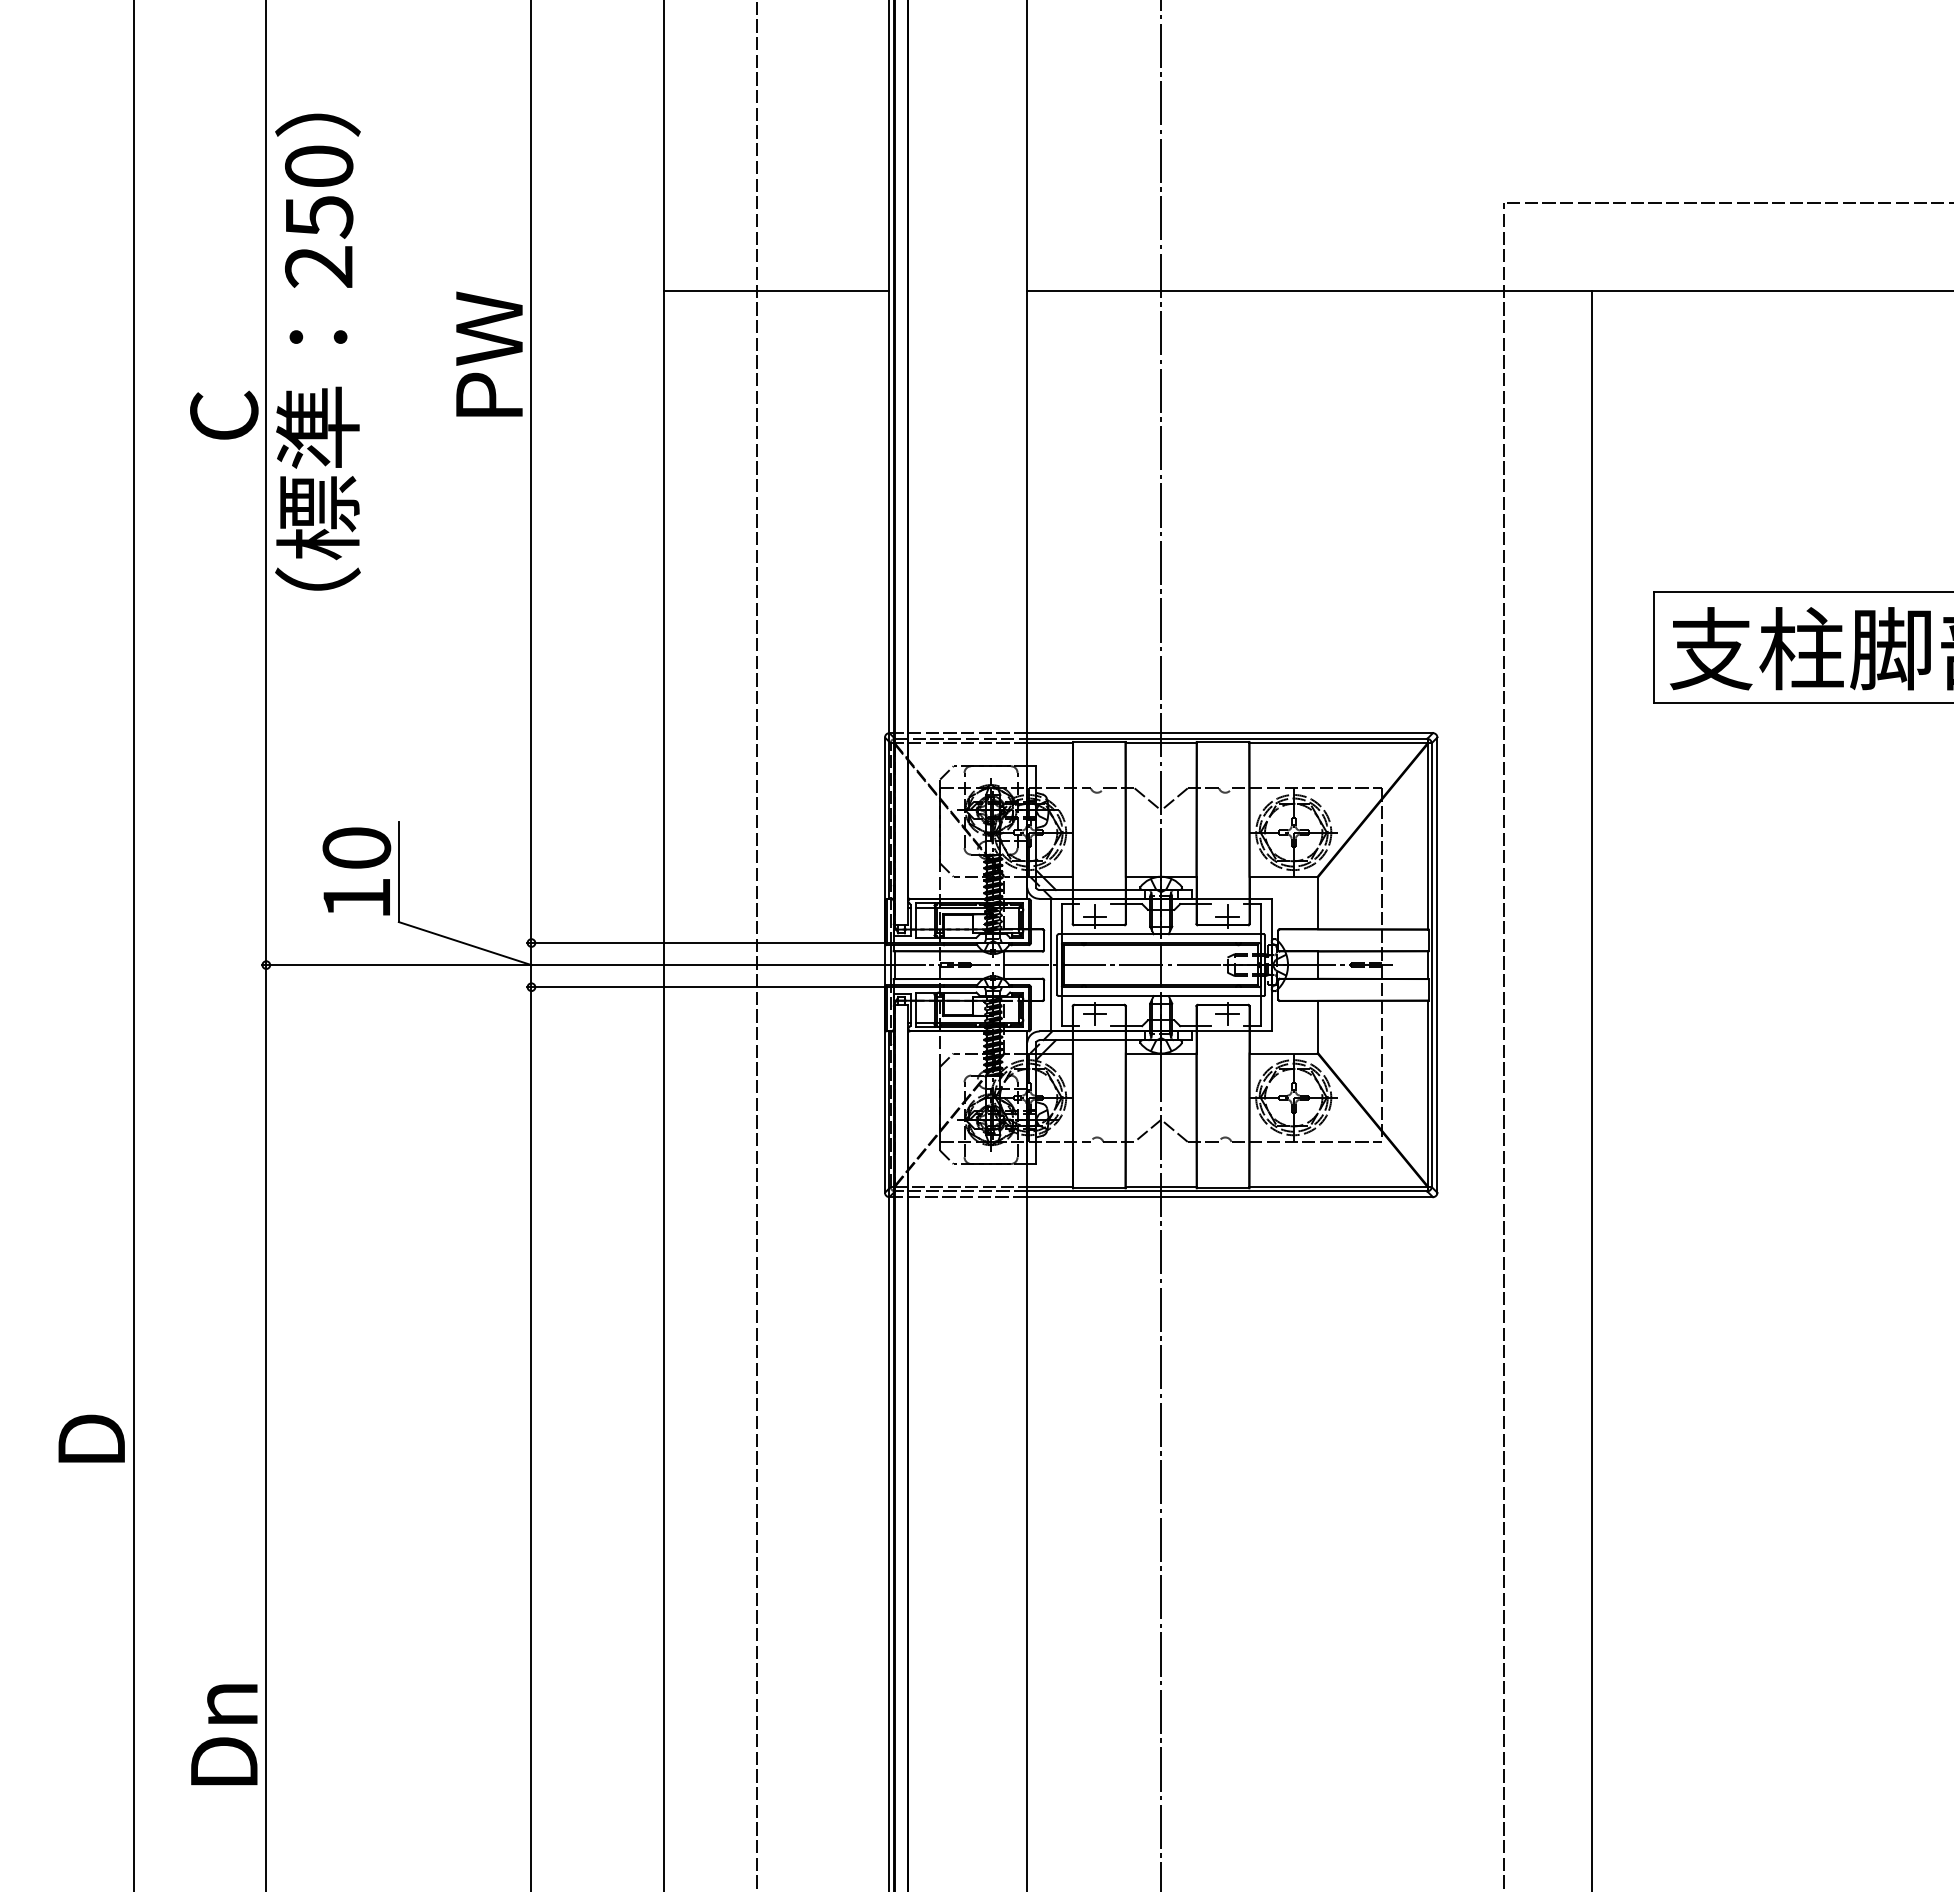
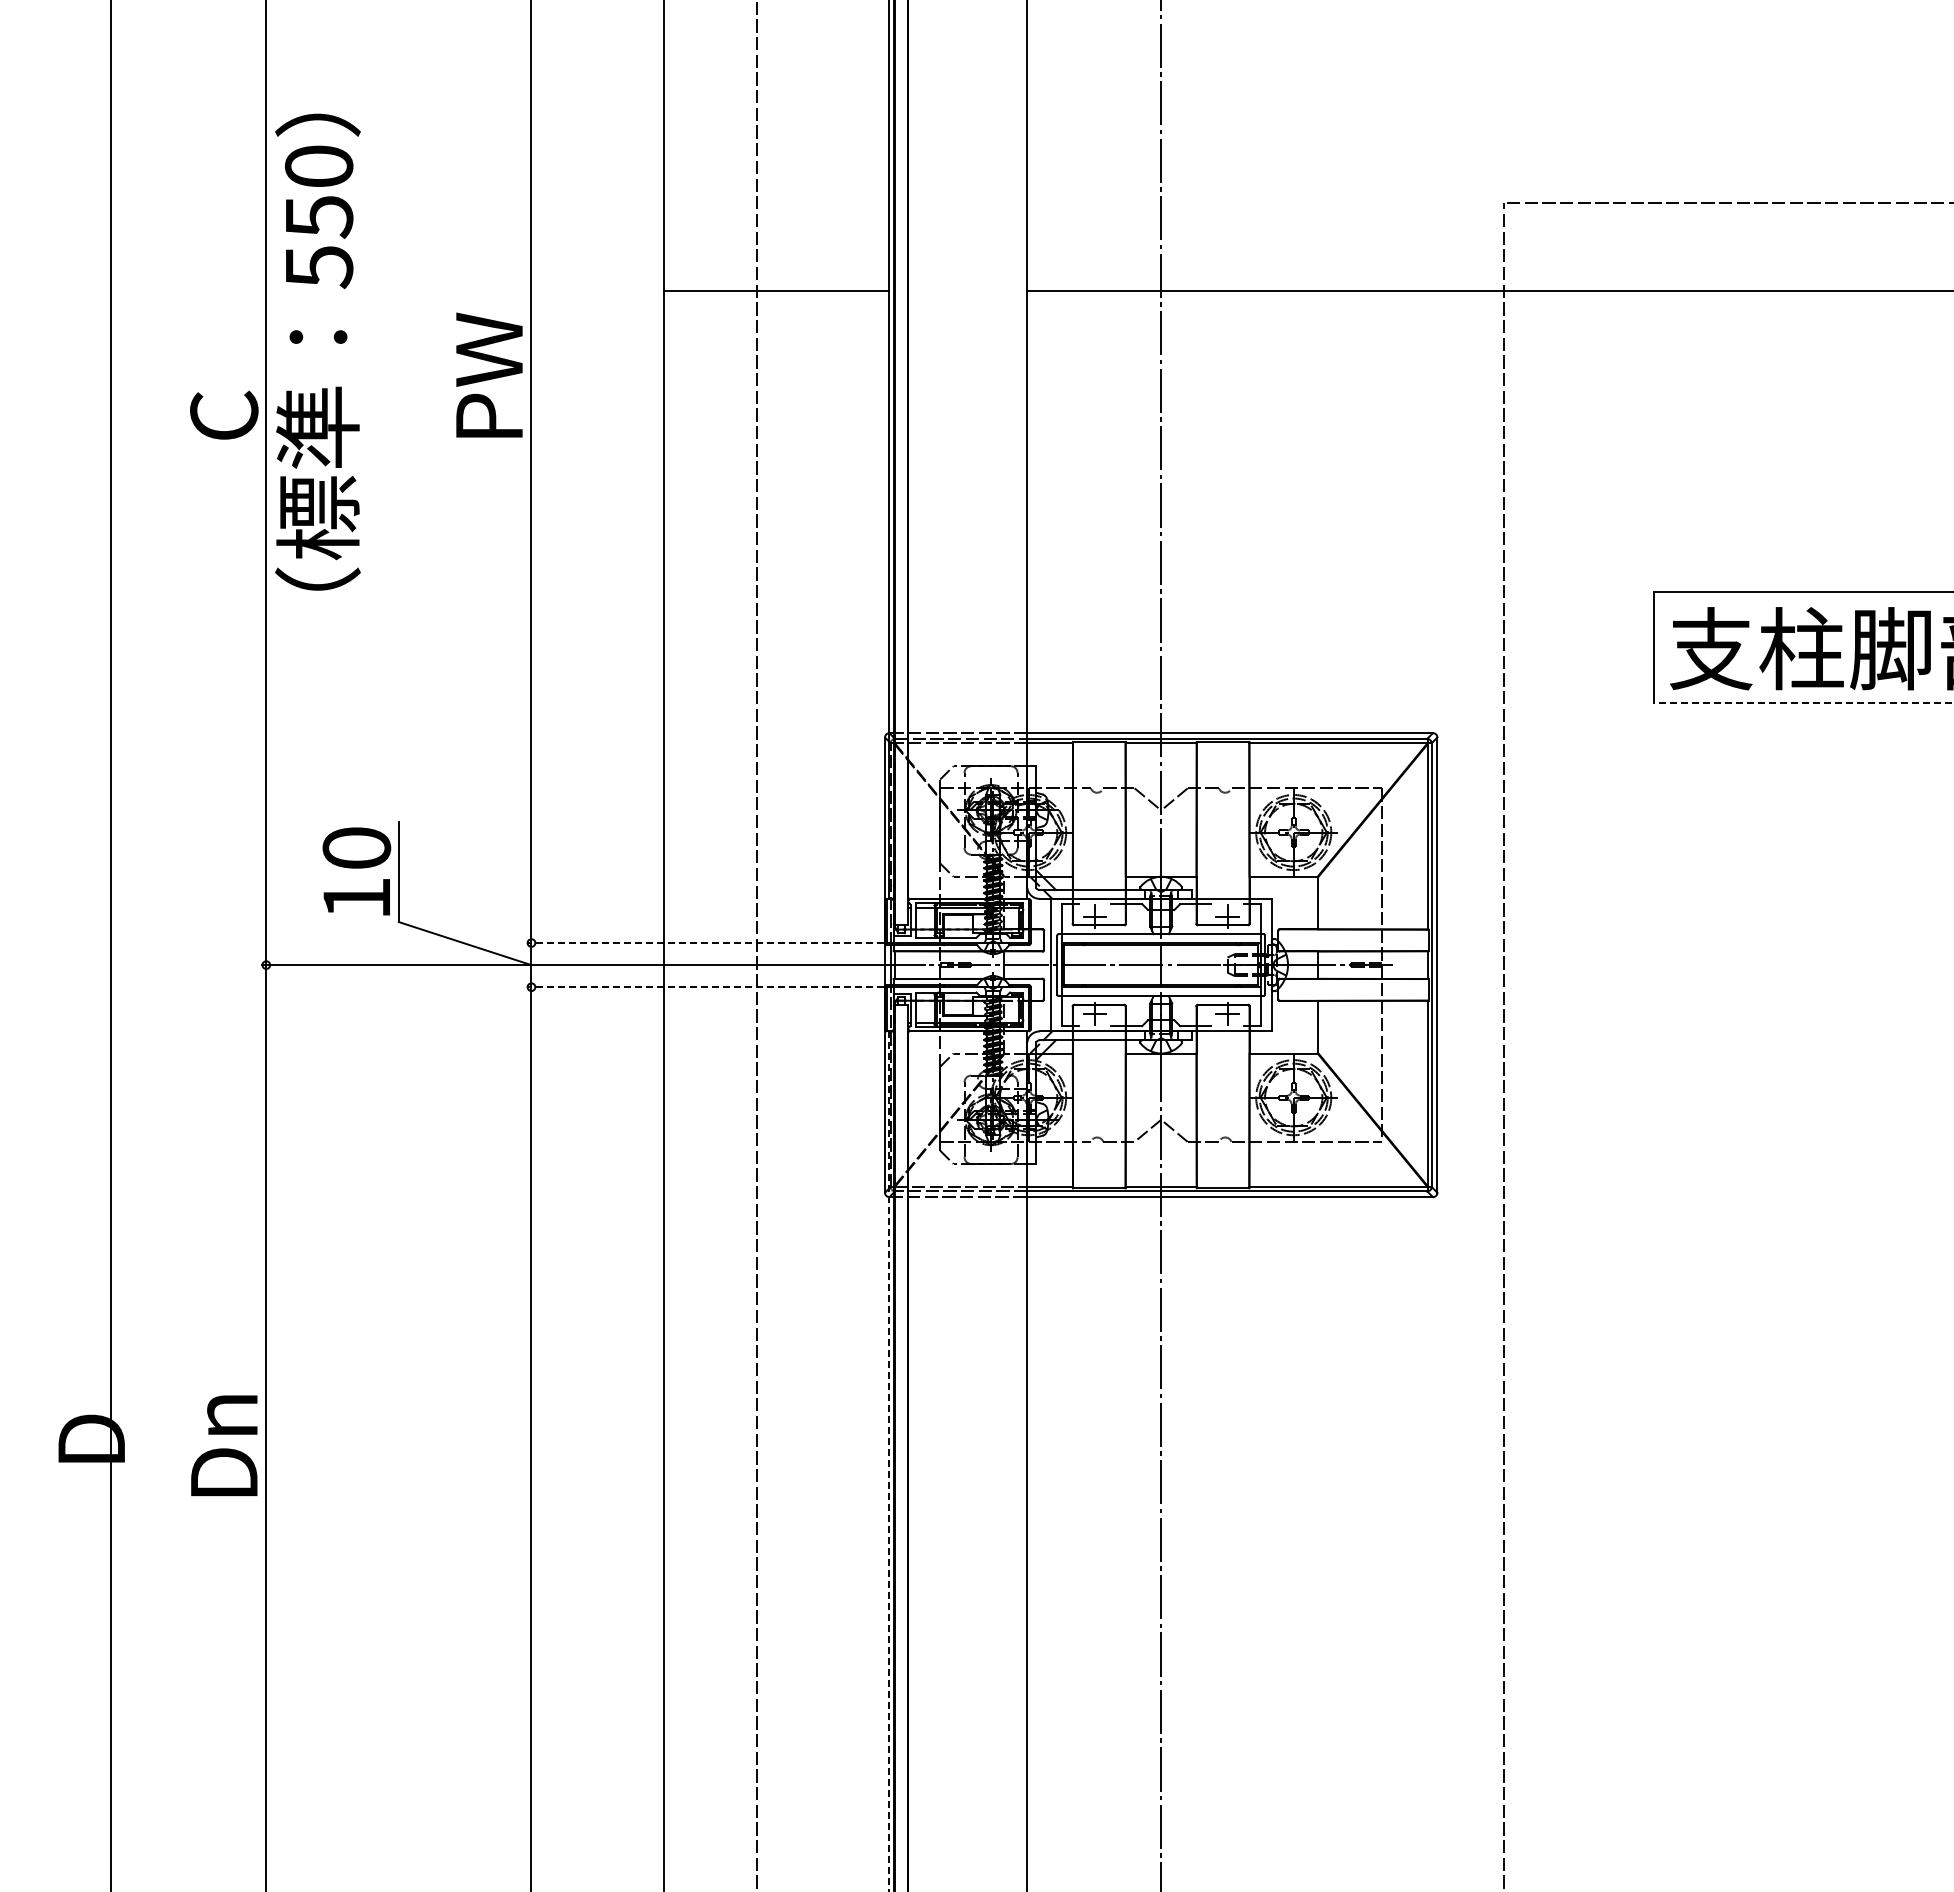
text: 250 -> 550 (319, 267)
text position: (489, 353) -> (489, 374) (489, 374)
line: solid -> dashed (1804, 702)
line: solid -> dashed (705, 943)
line position: (133, 945) -> (110, 945) (110, 945)
line: solid -> dashed (705, 987)
line: present -> none (1592, 1089)
line: solid -> dashed (888, 1461)
text position: (224, 1734) -> (224, 1445) (224, 1445)
